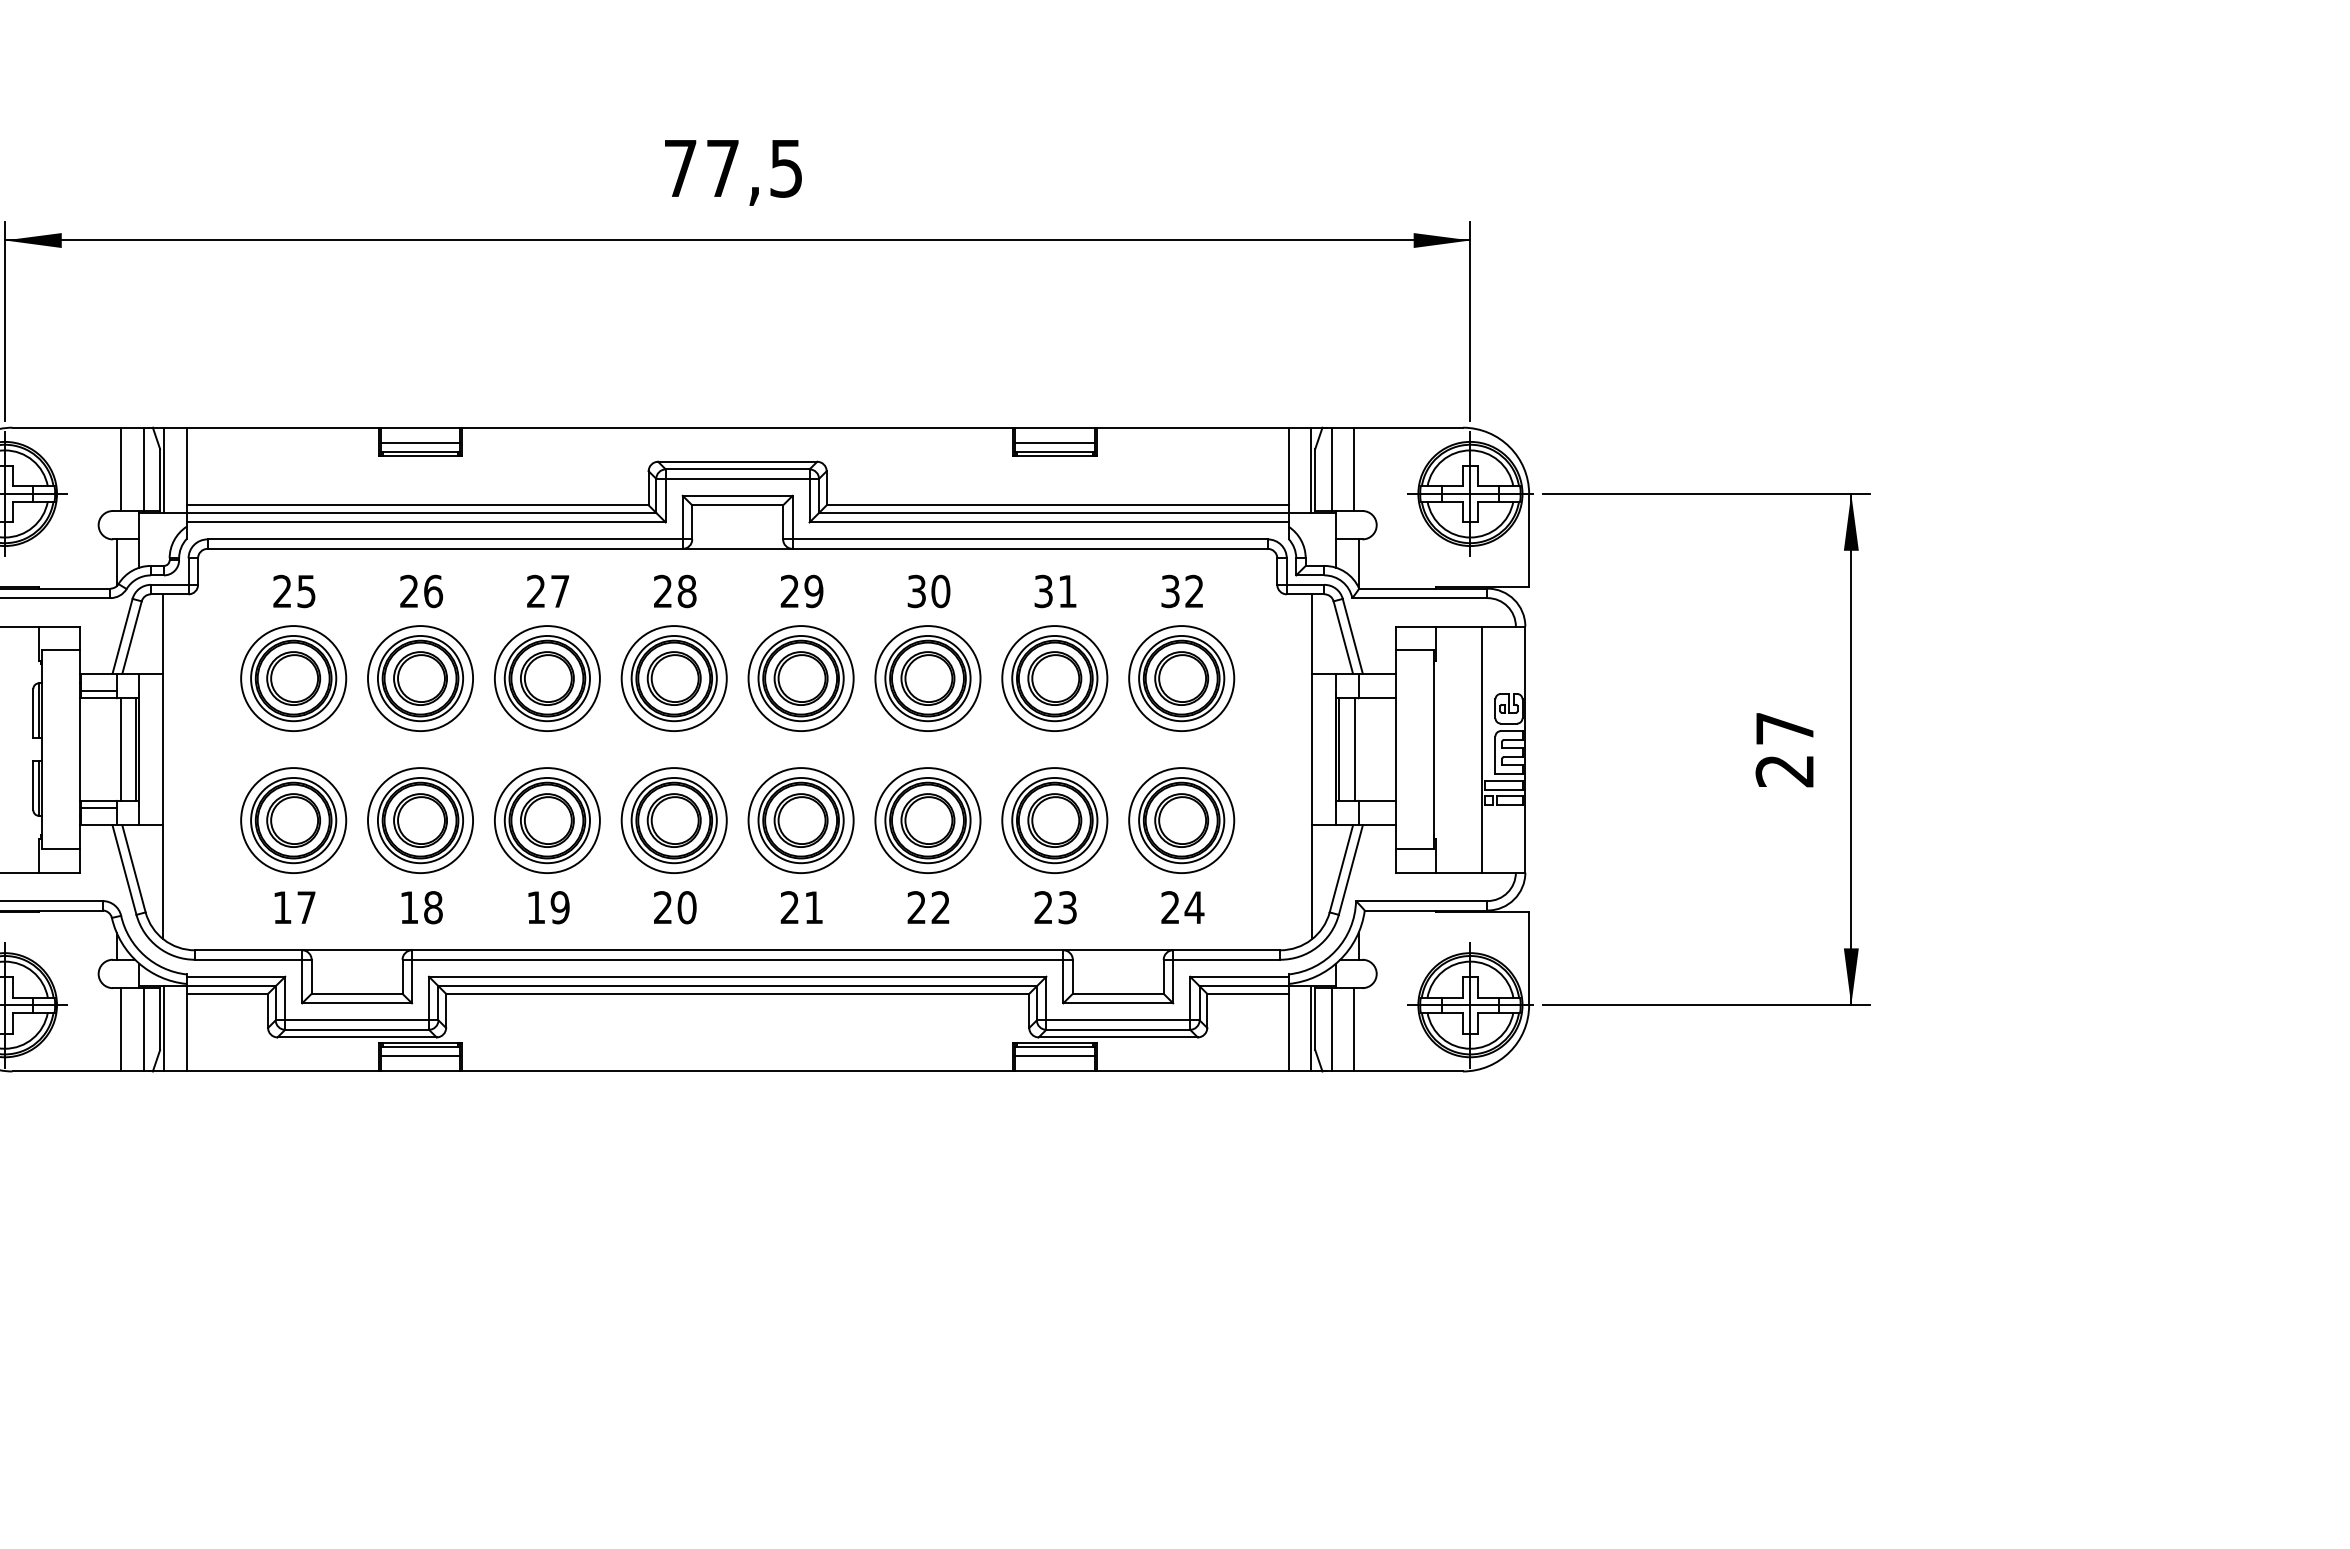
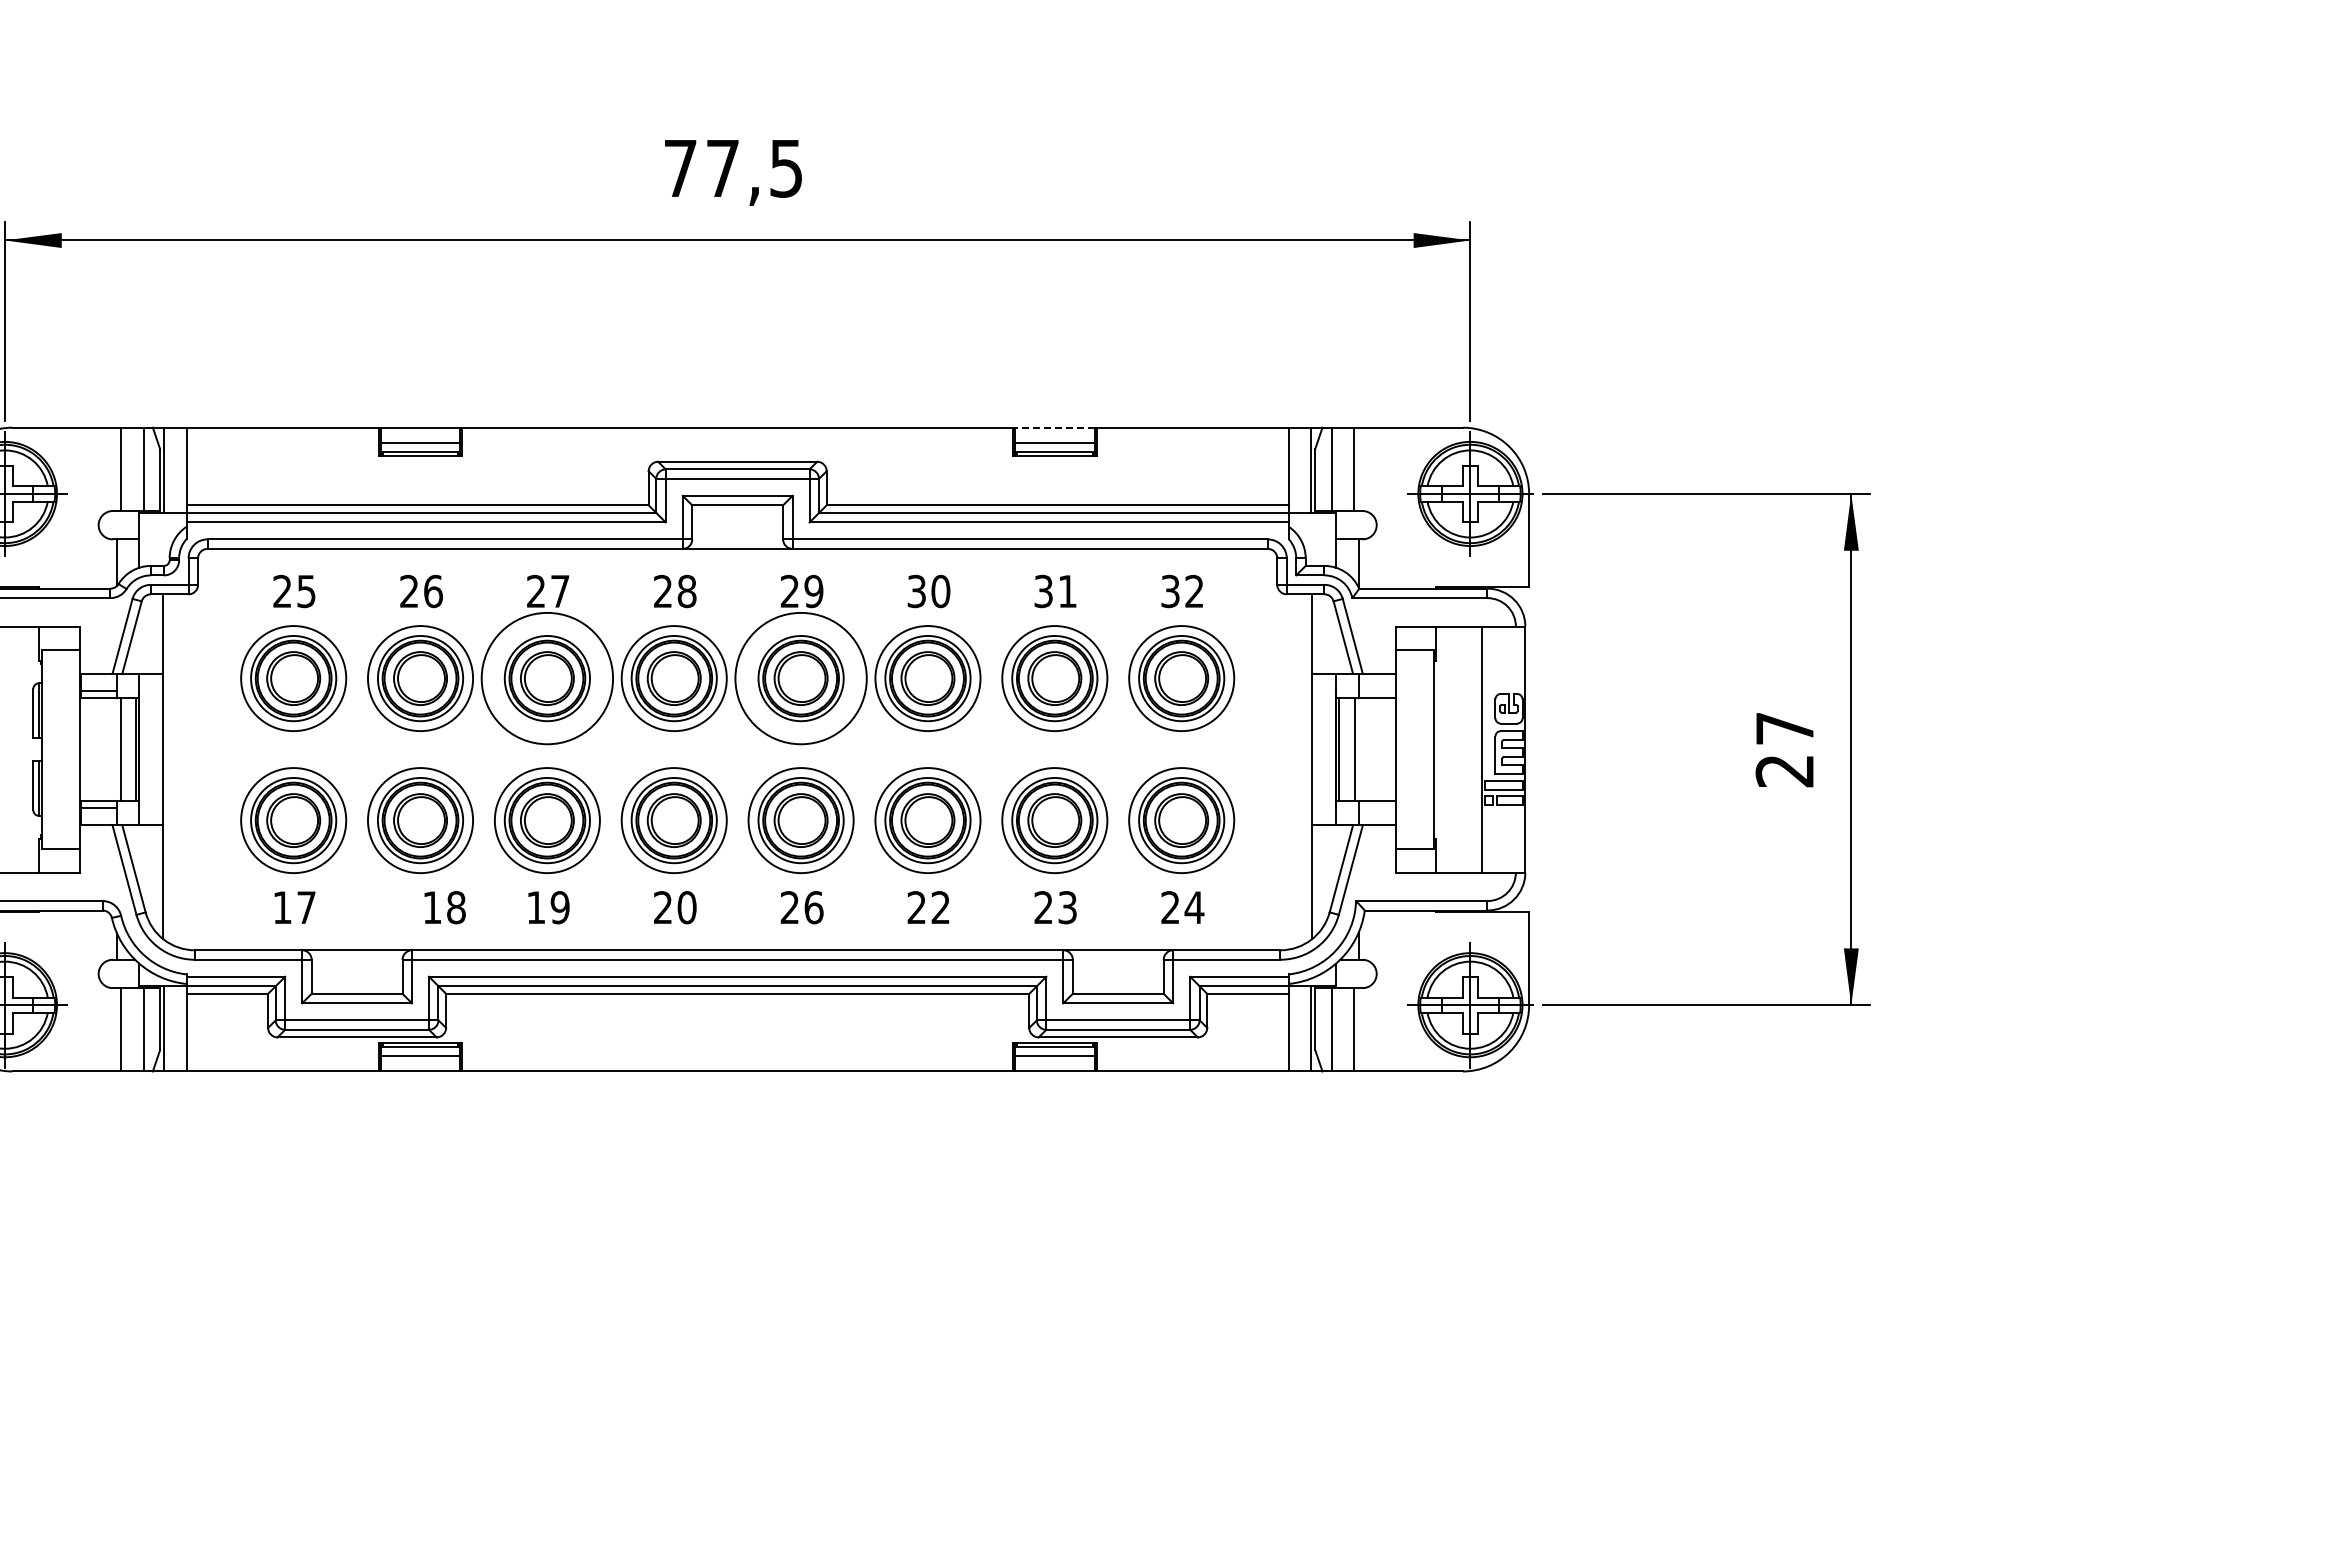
line: solid -> dashed (1054, 427)
circle diameter: 105 px -> 131 px (547, 678)
circle diameter: 105 px -> 131 px (800, 678)
text position: (421, 907) -> (444, 907) (444, 907)
text: 21 -> 26 (813, 907)
